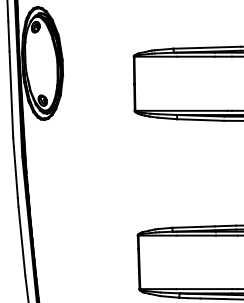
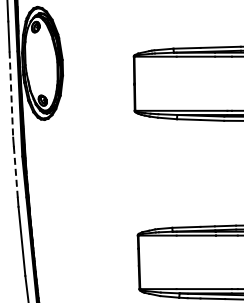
line: solid -> dashed (11, 95)
line: solid -> dashed (15, 172)
